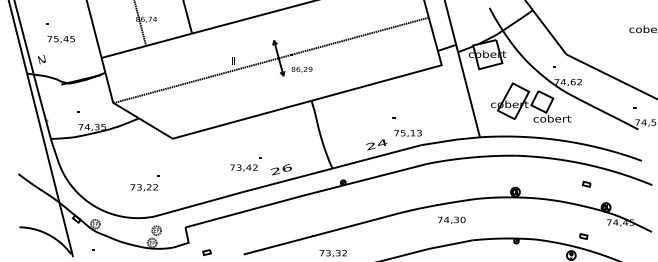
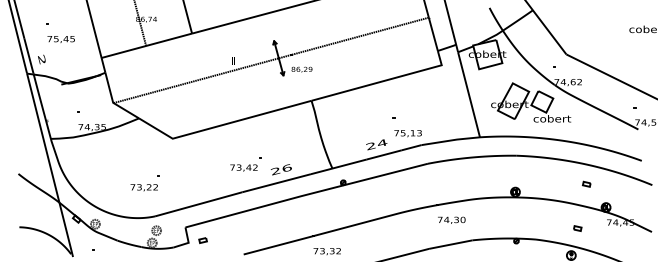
part position: (583, 236) -> (577, 228) (577, 228)
part position: (206, 252) -> (202, 240) (202, 240)
text position: (332, 253) -> (326, 251) (326, 251)
